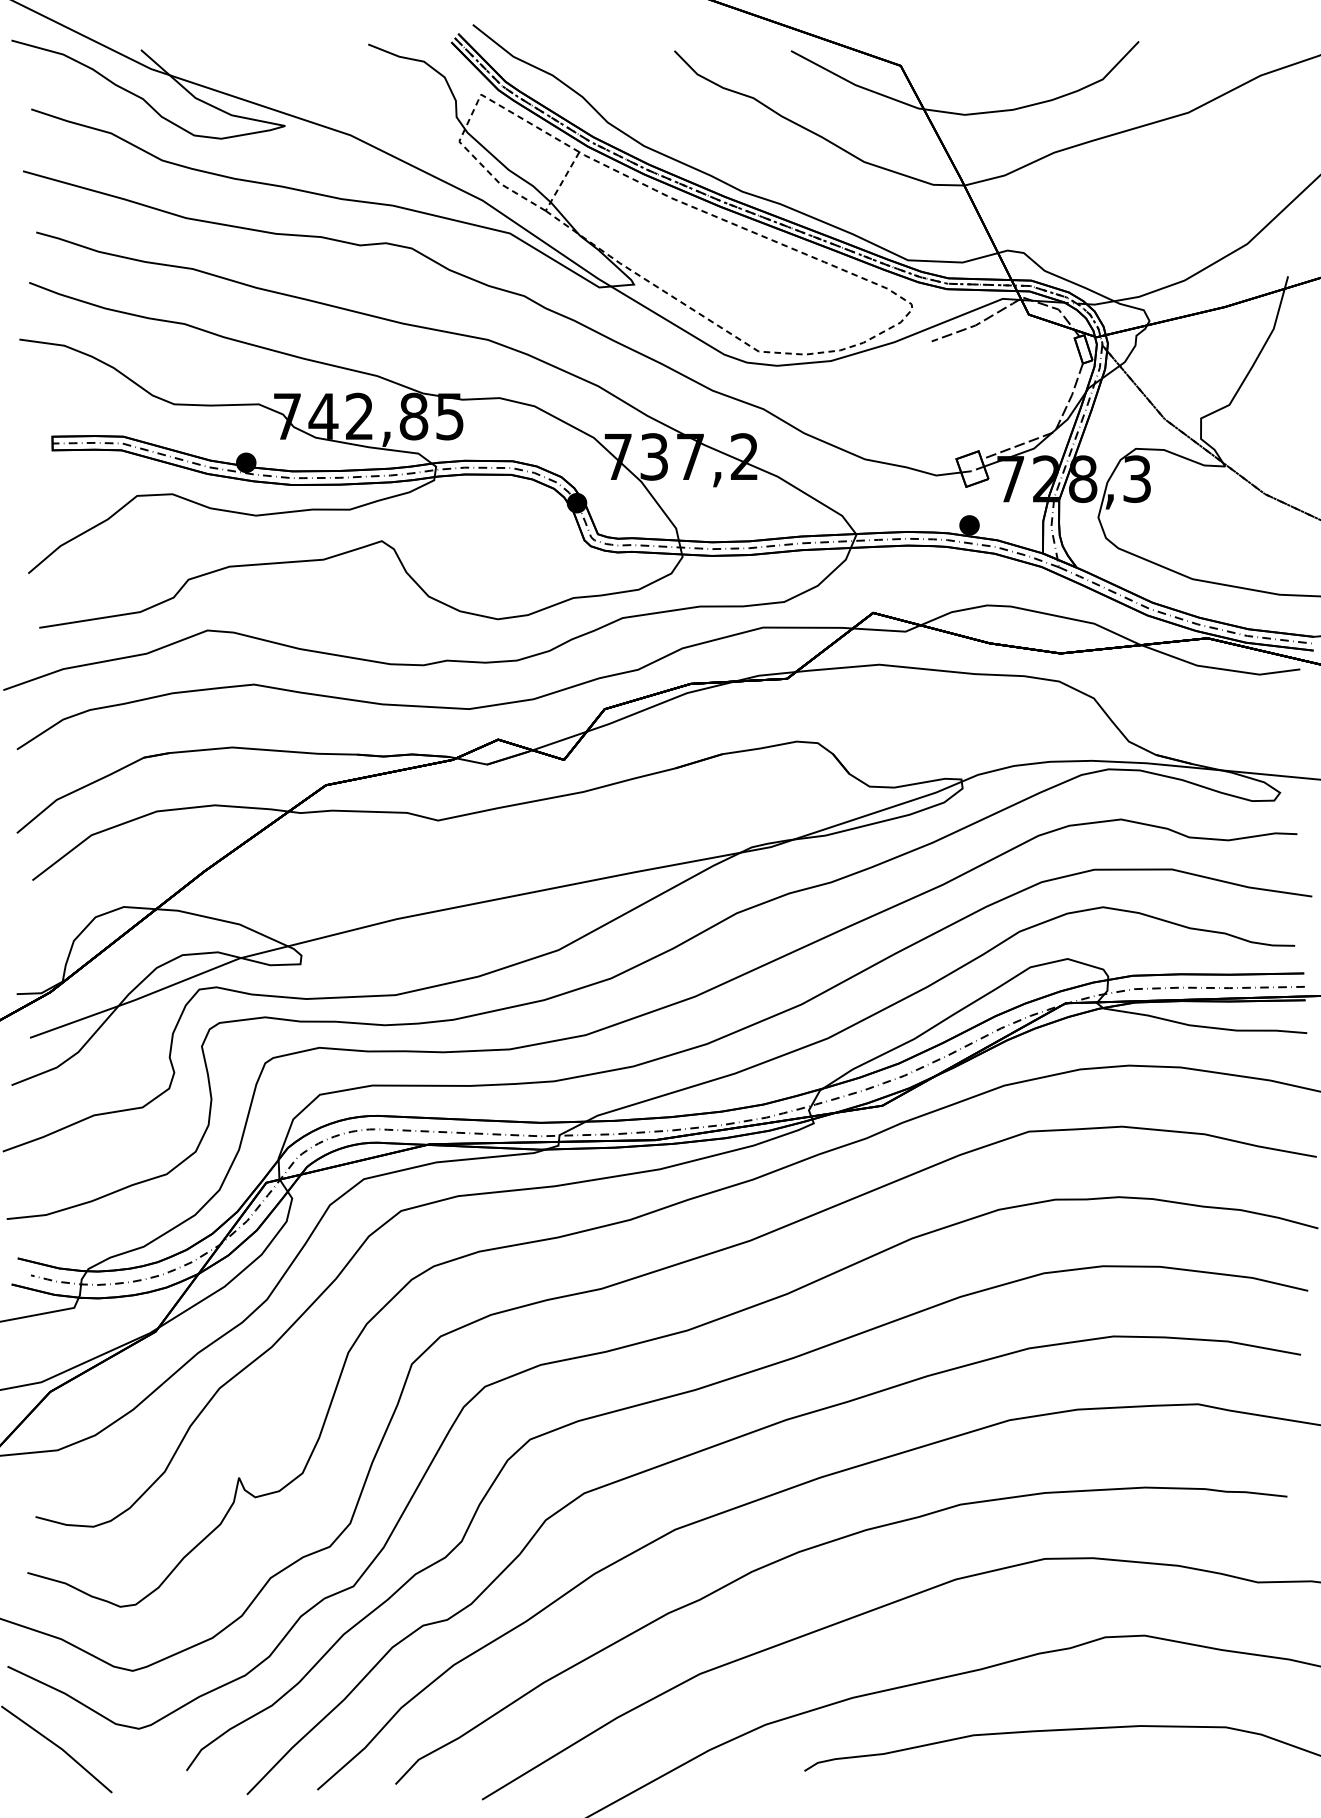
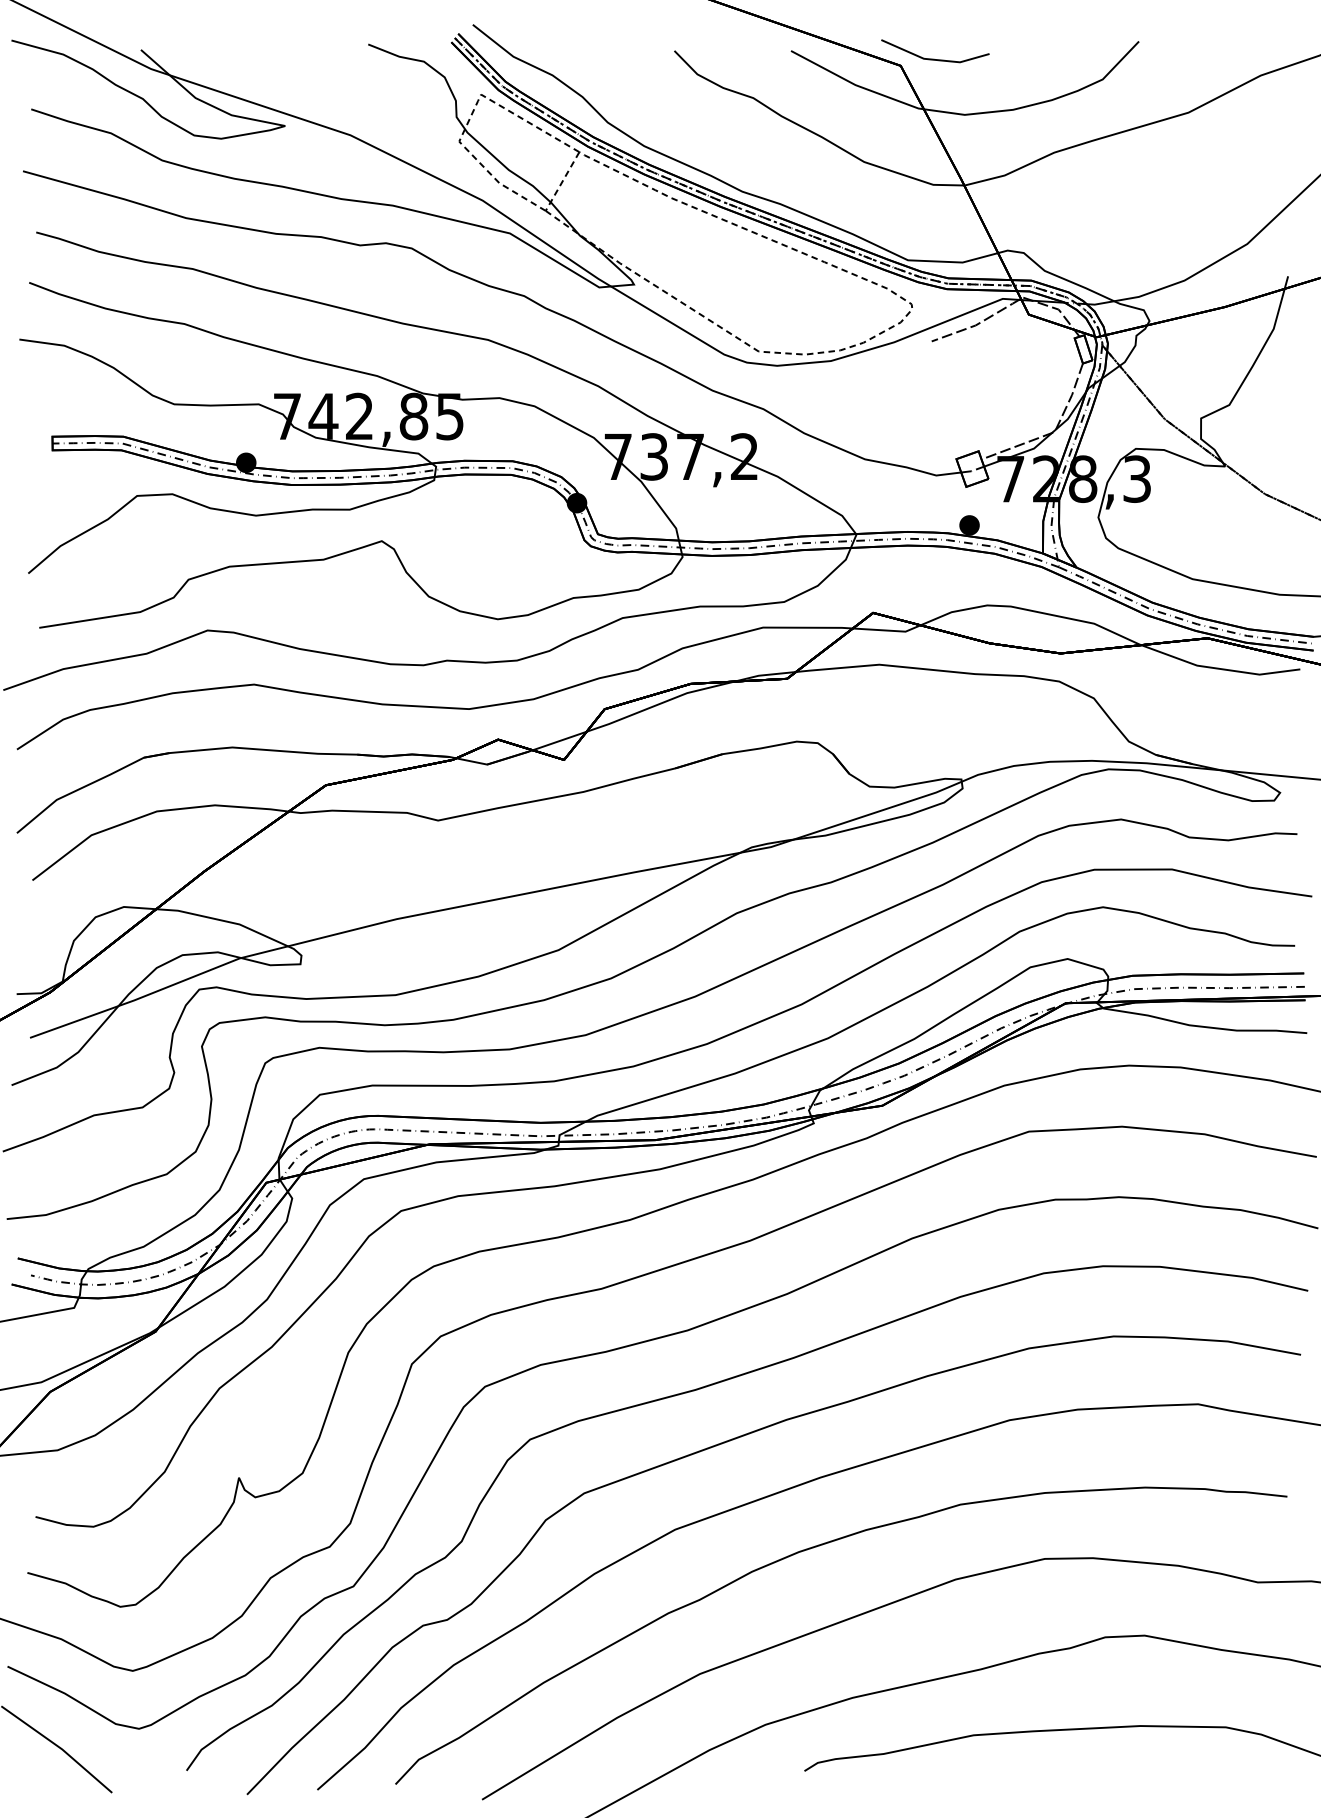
line: none -> present (934, 58)
